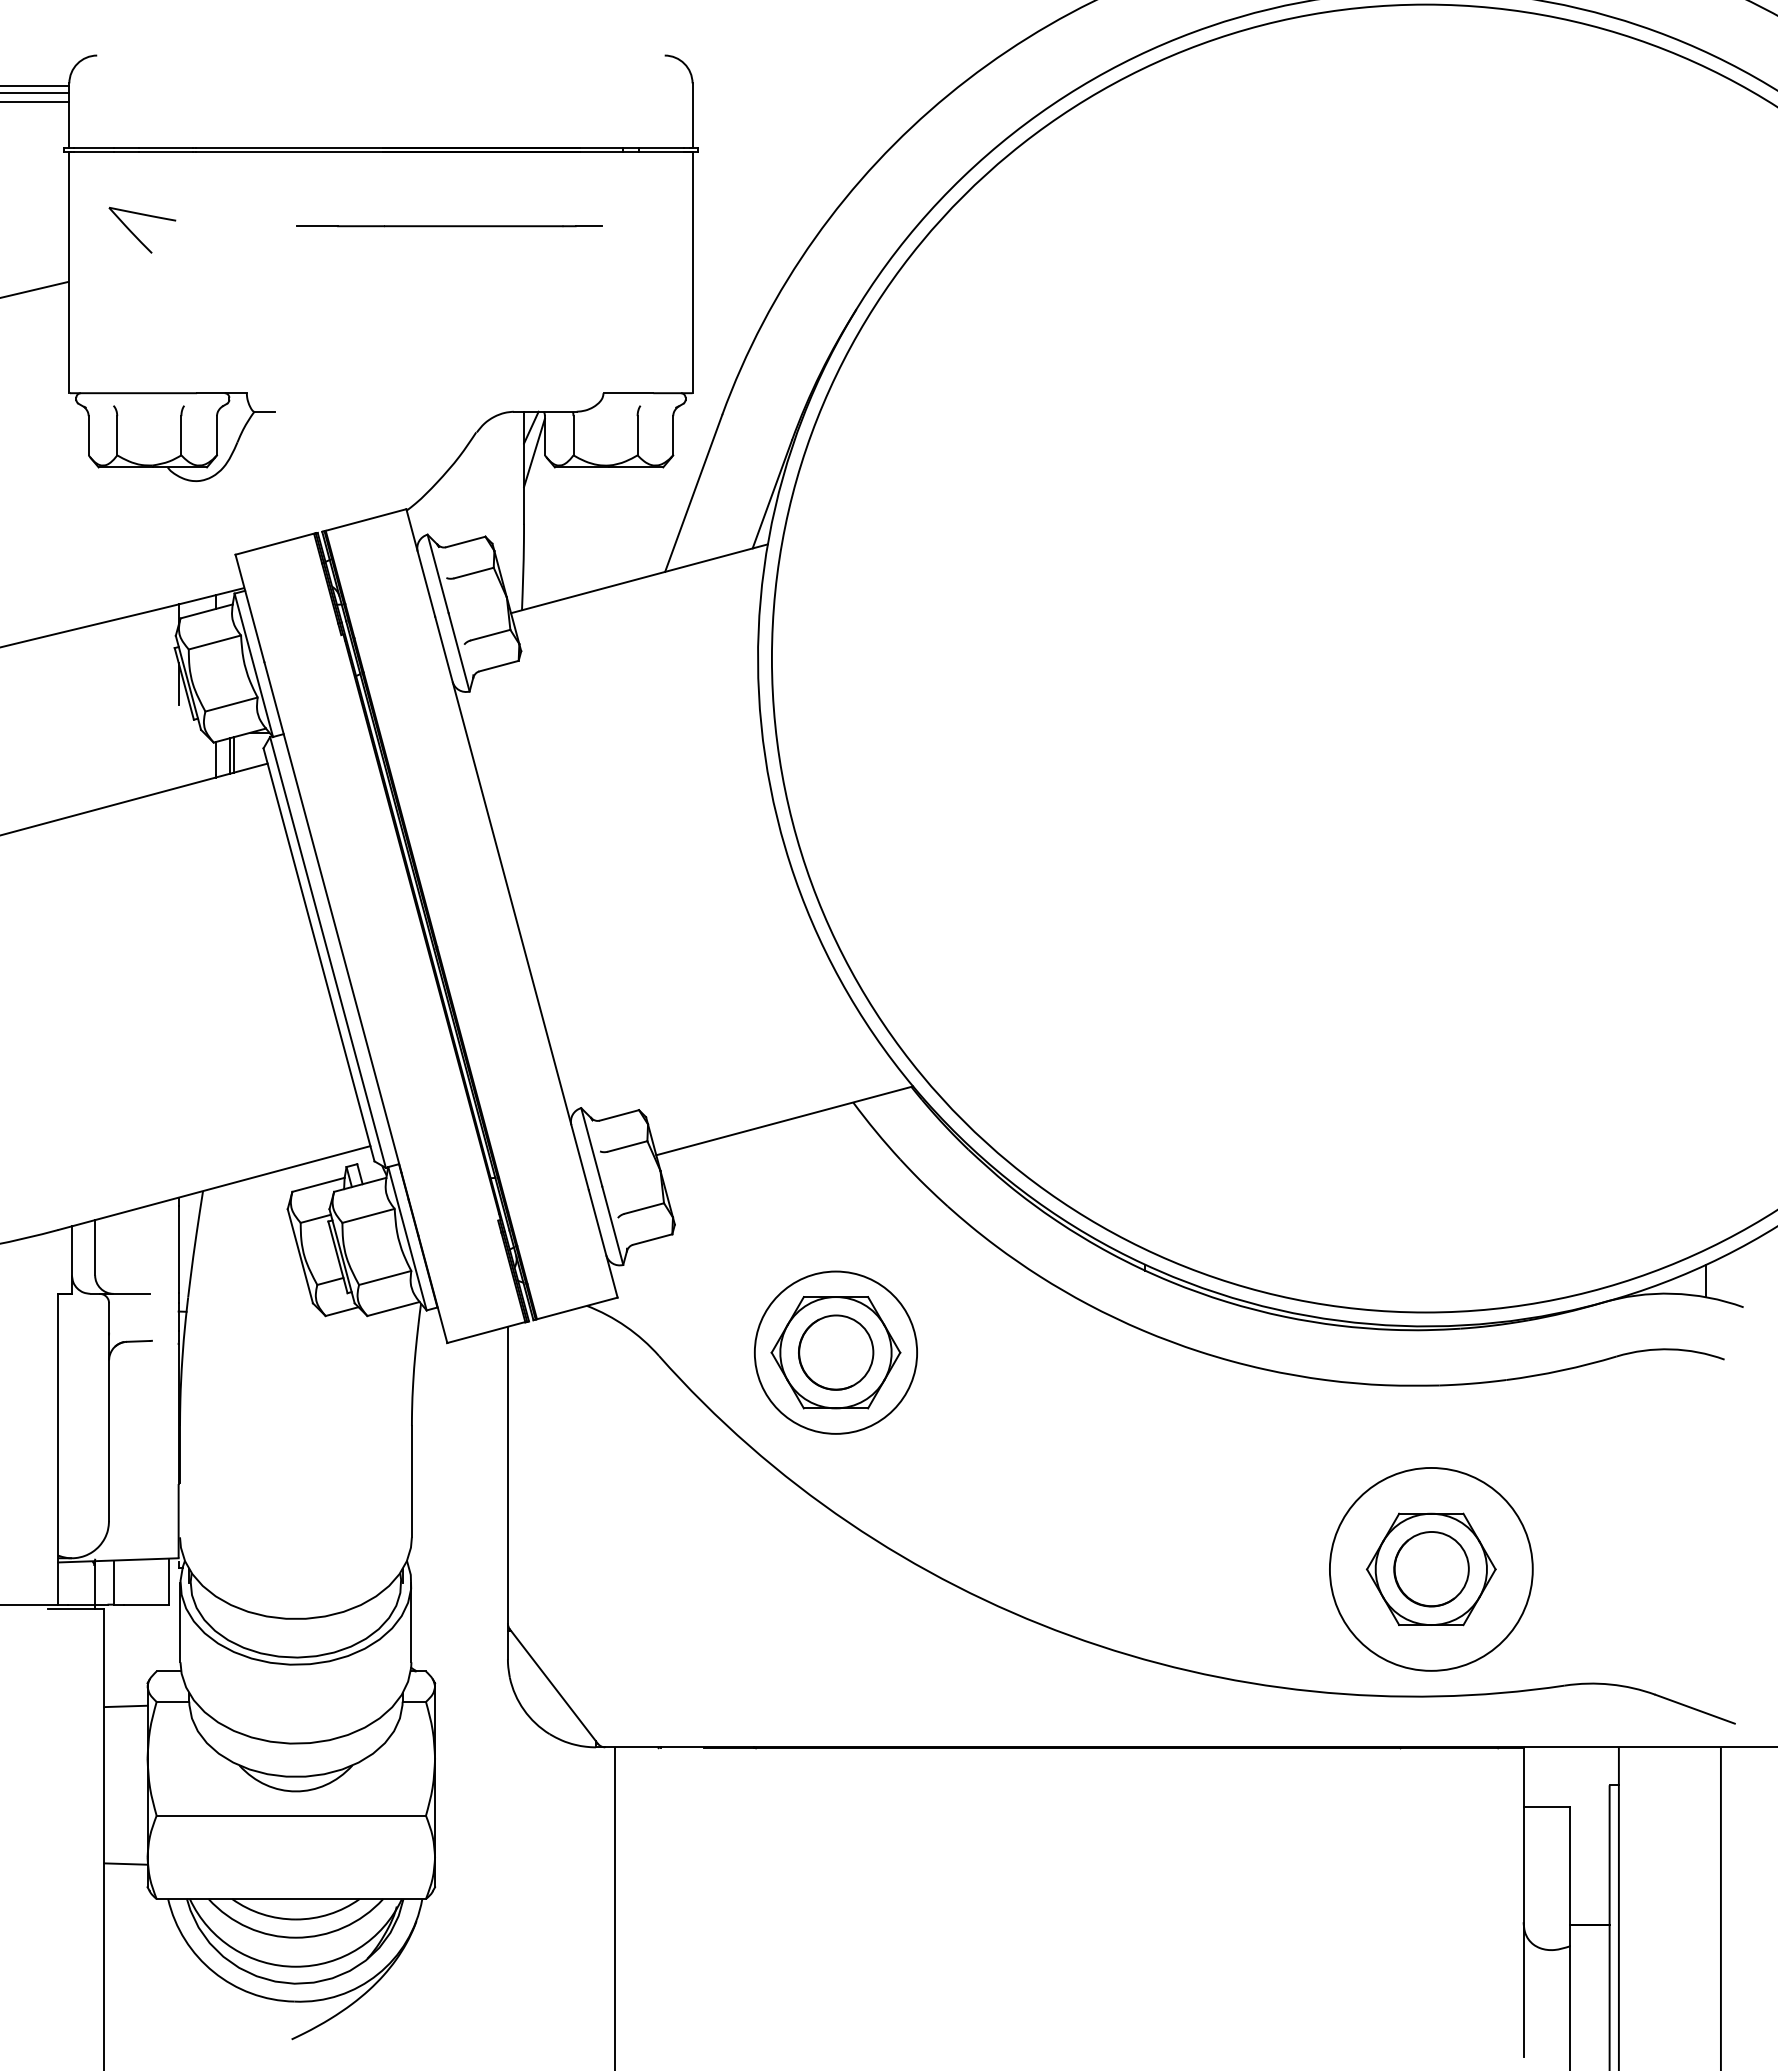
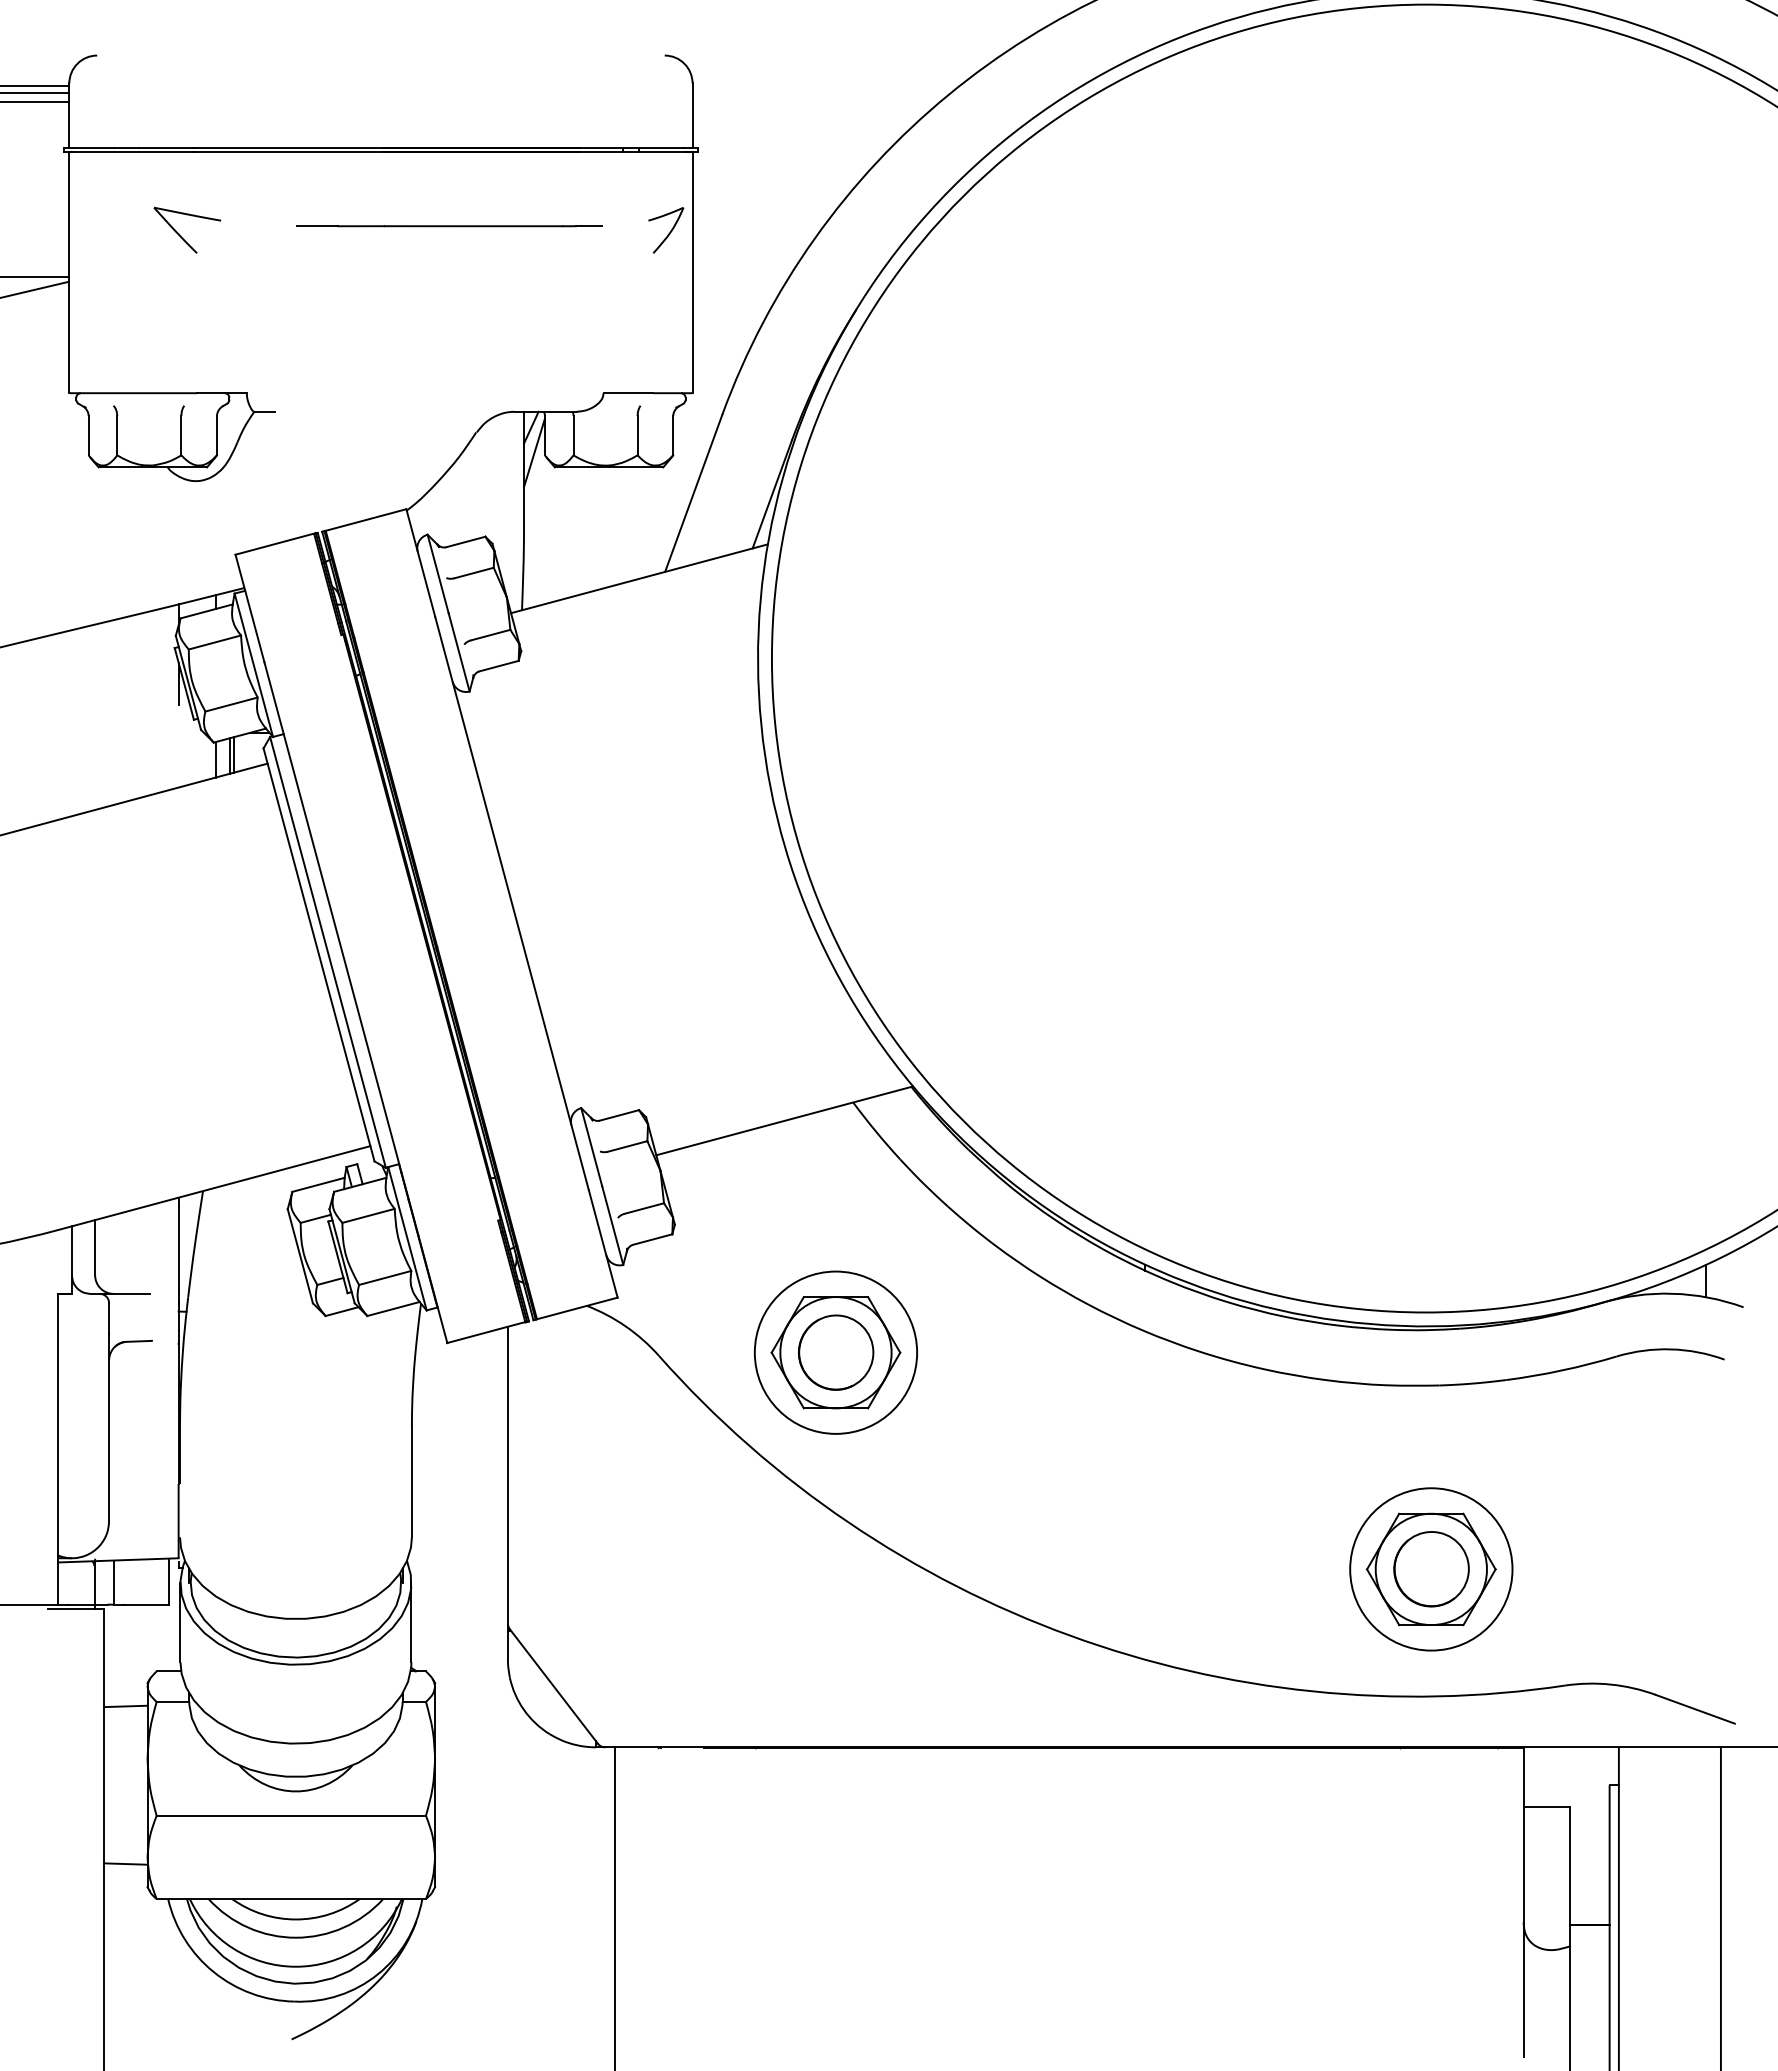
part: none -> present (666, 230)
part position: (135, 234) -> (180, 234) (180, 234)
line: none -> present (35, 276)
circle diameter: 203 px -> 162 px (1431, 1569)
